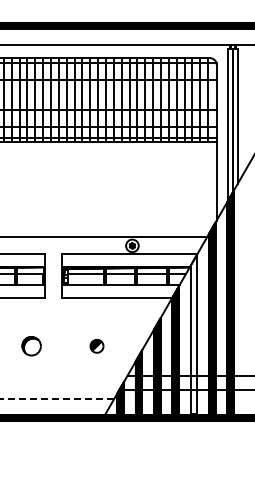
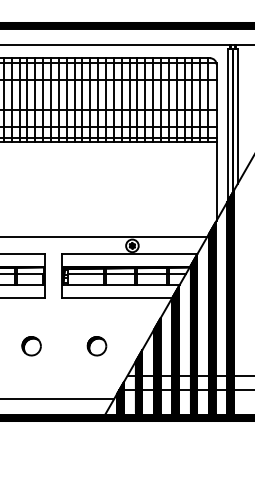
hatch: none -> present (193, 333)
part size: 16x16 px -> 22x21 px (96, 346)
line: dashed -> solid (57, 398)
